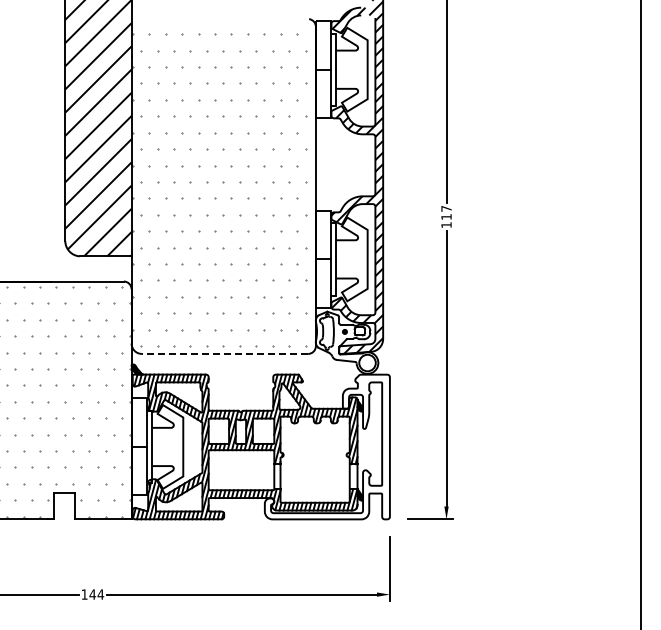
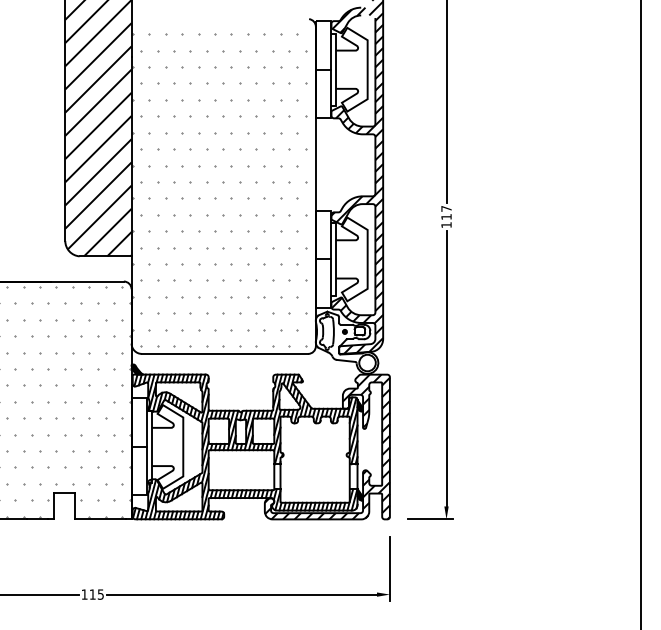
line: dashed -> solid (224, 353)
hatch: none -> present (326, 446)
text: 144 -> 115 (96, 594)
